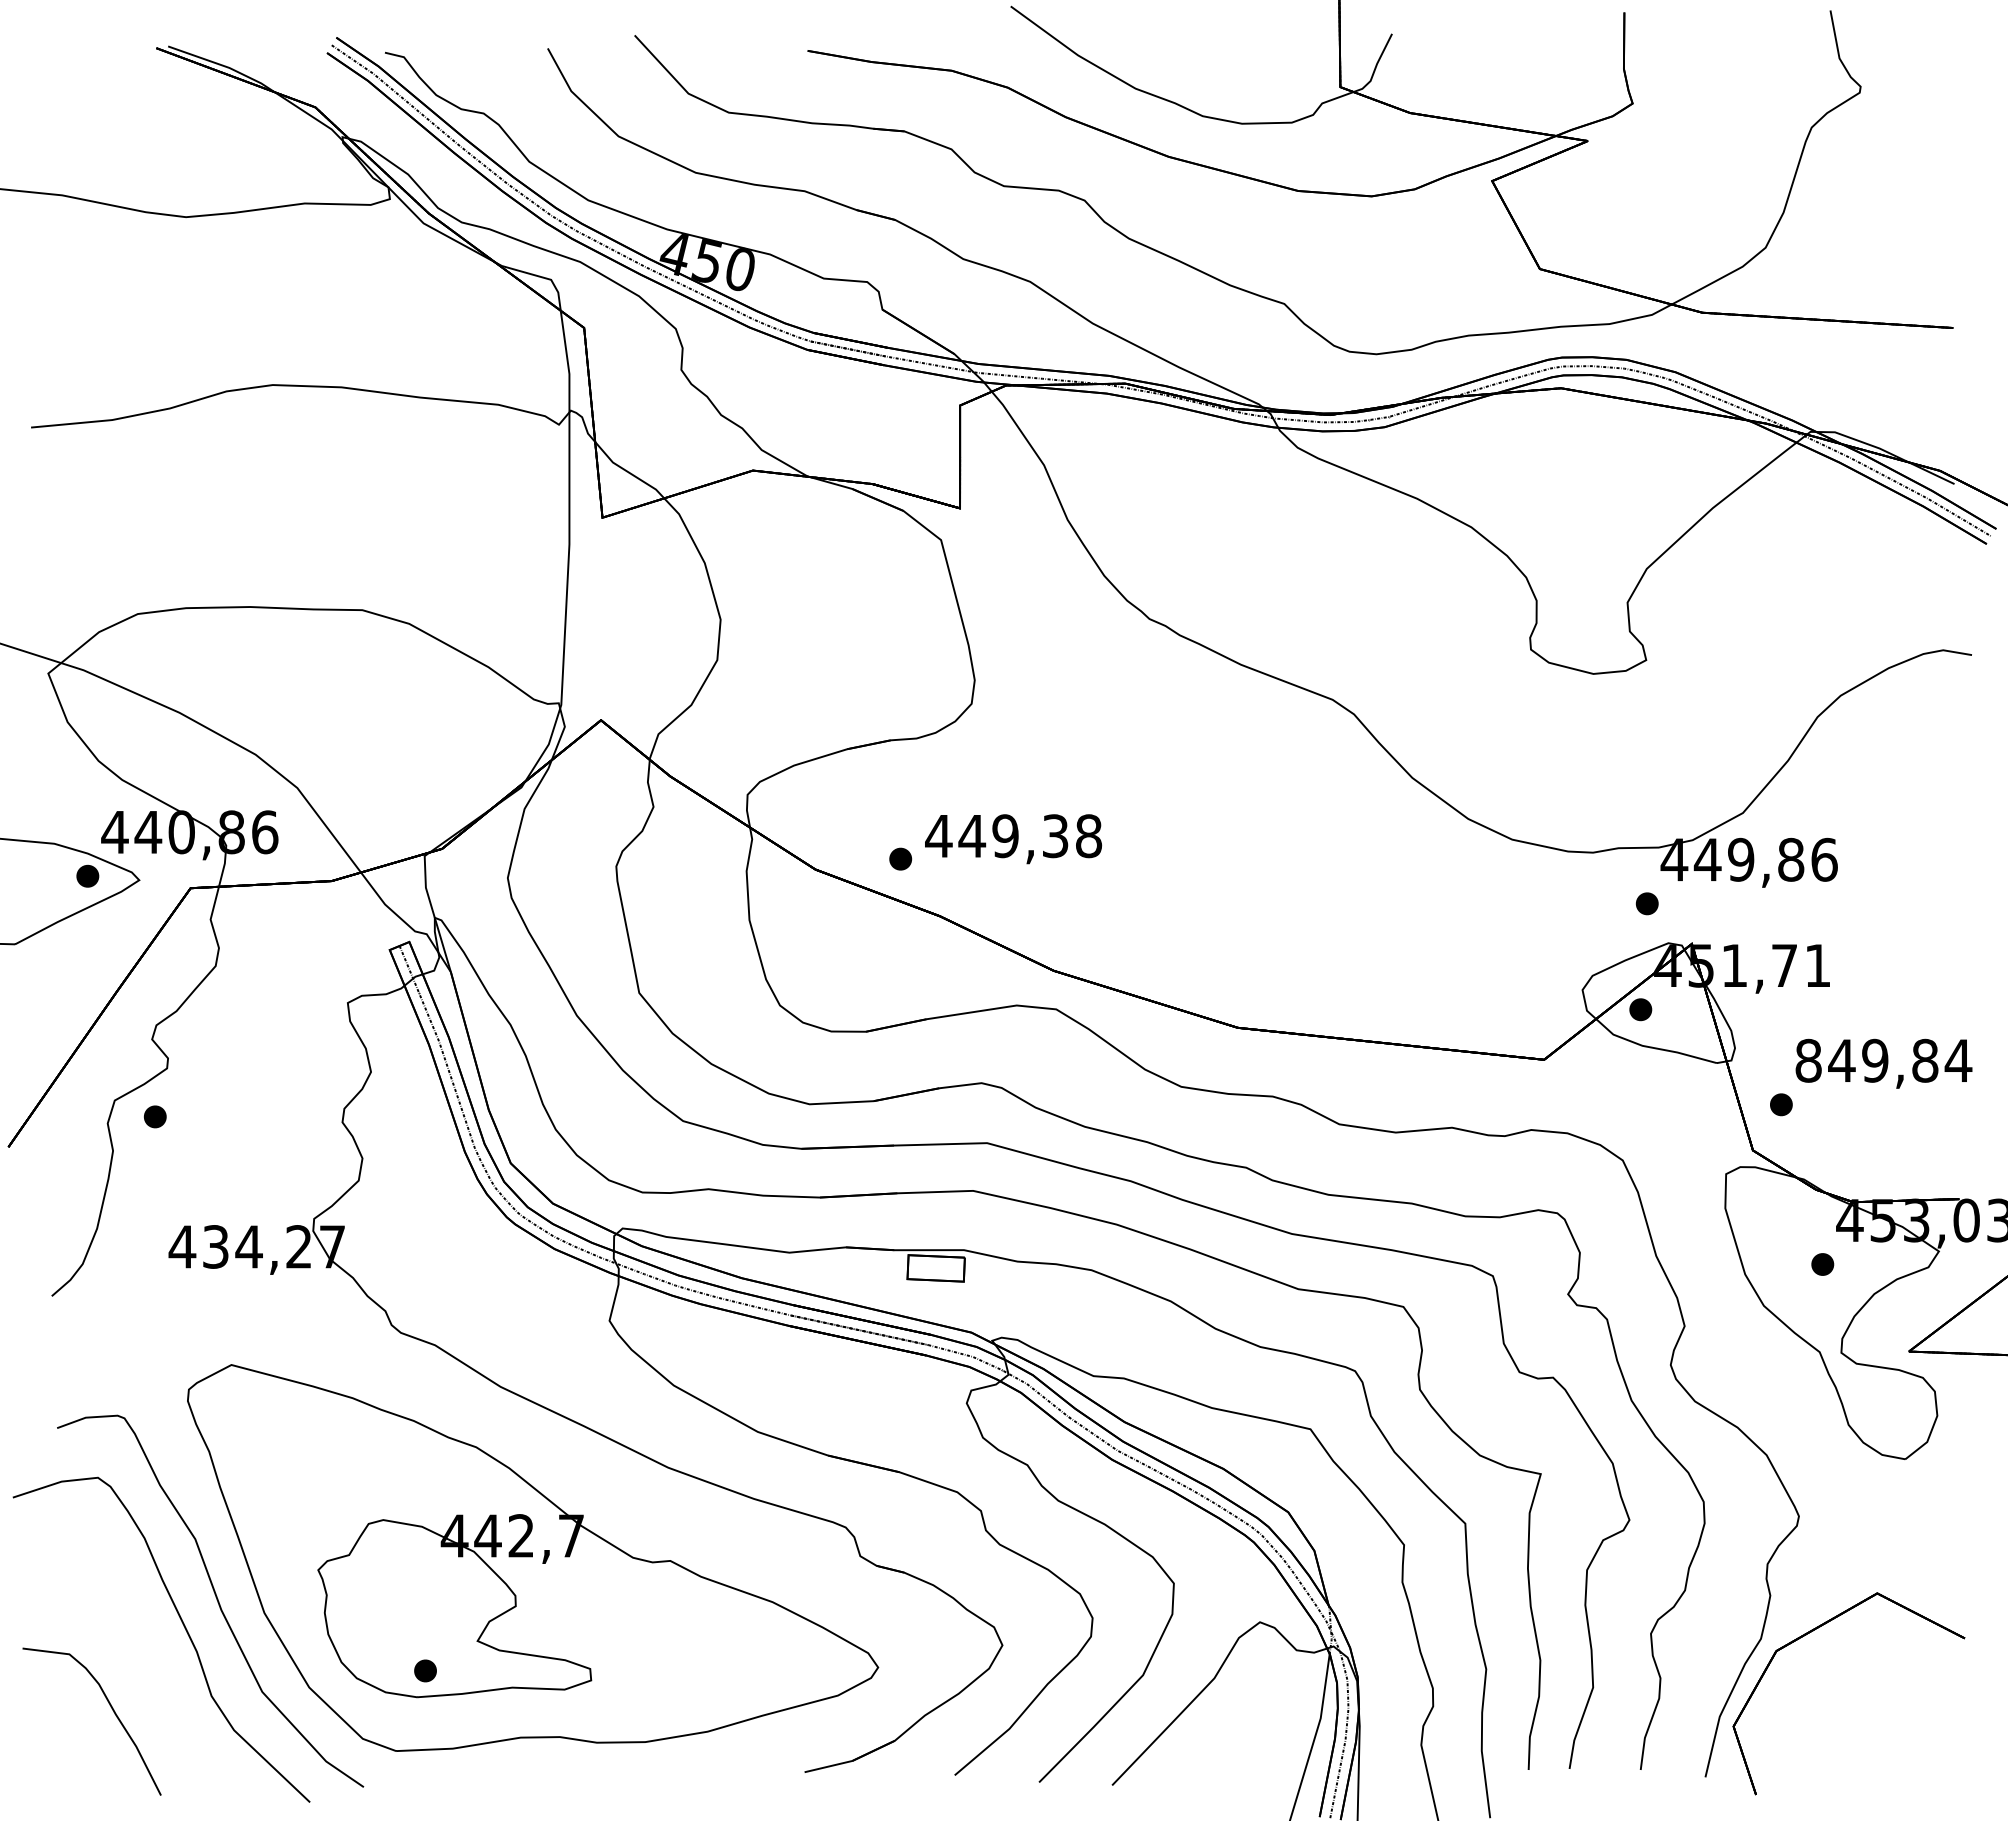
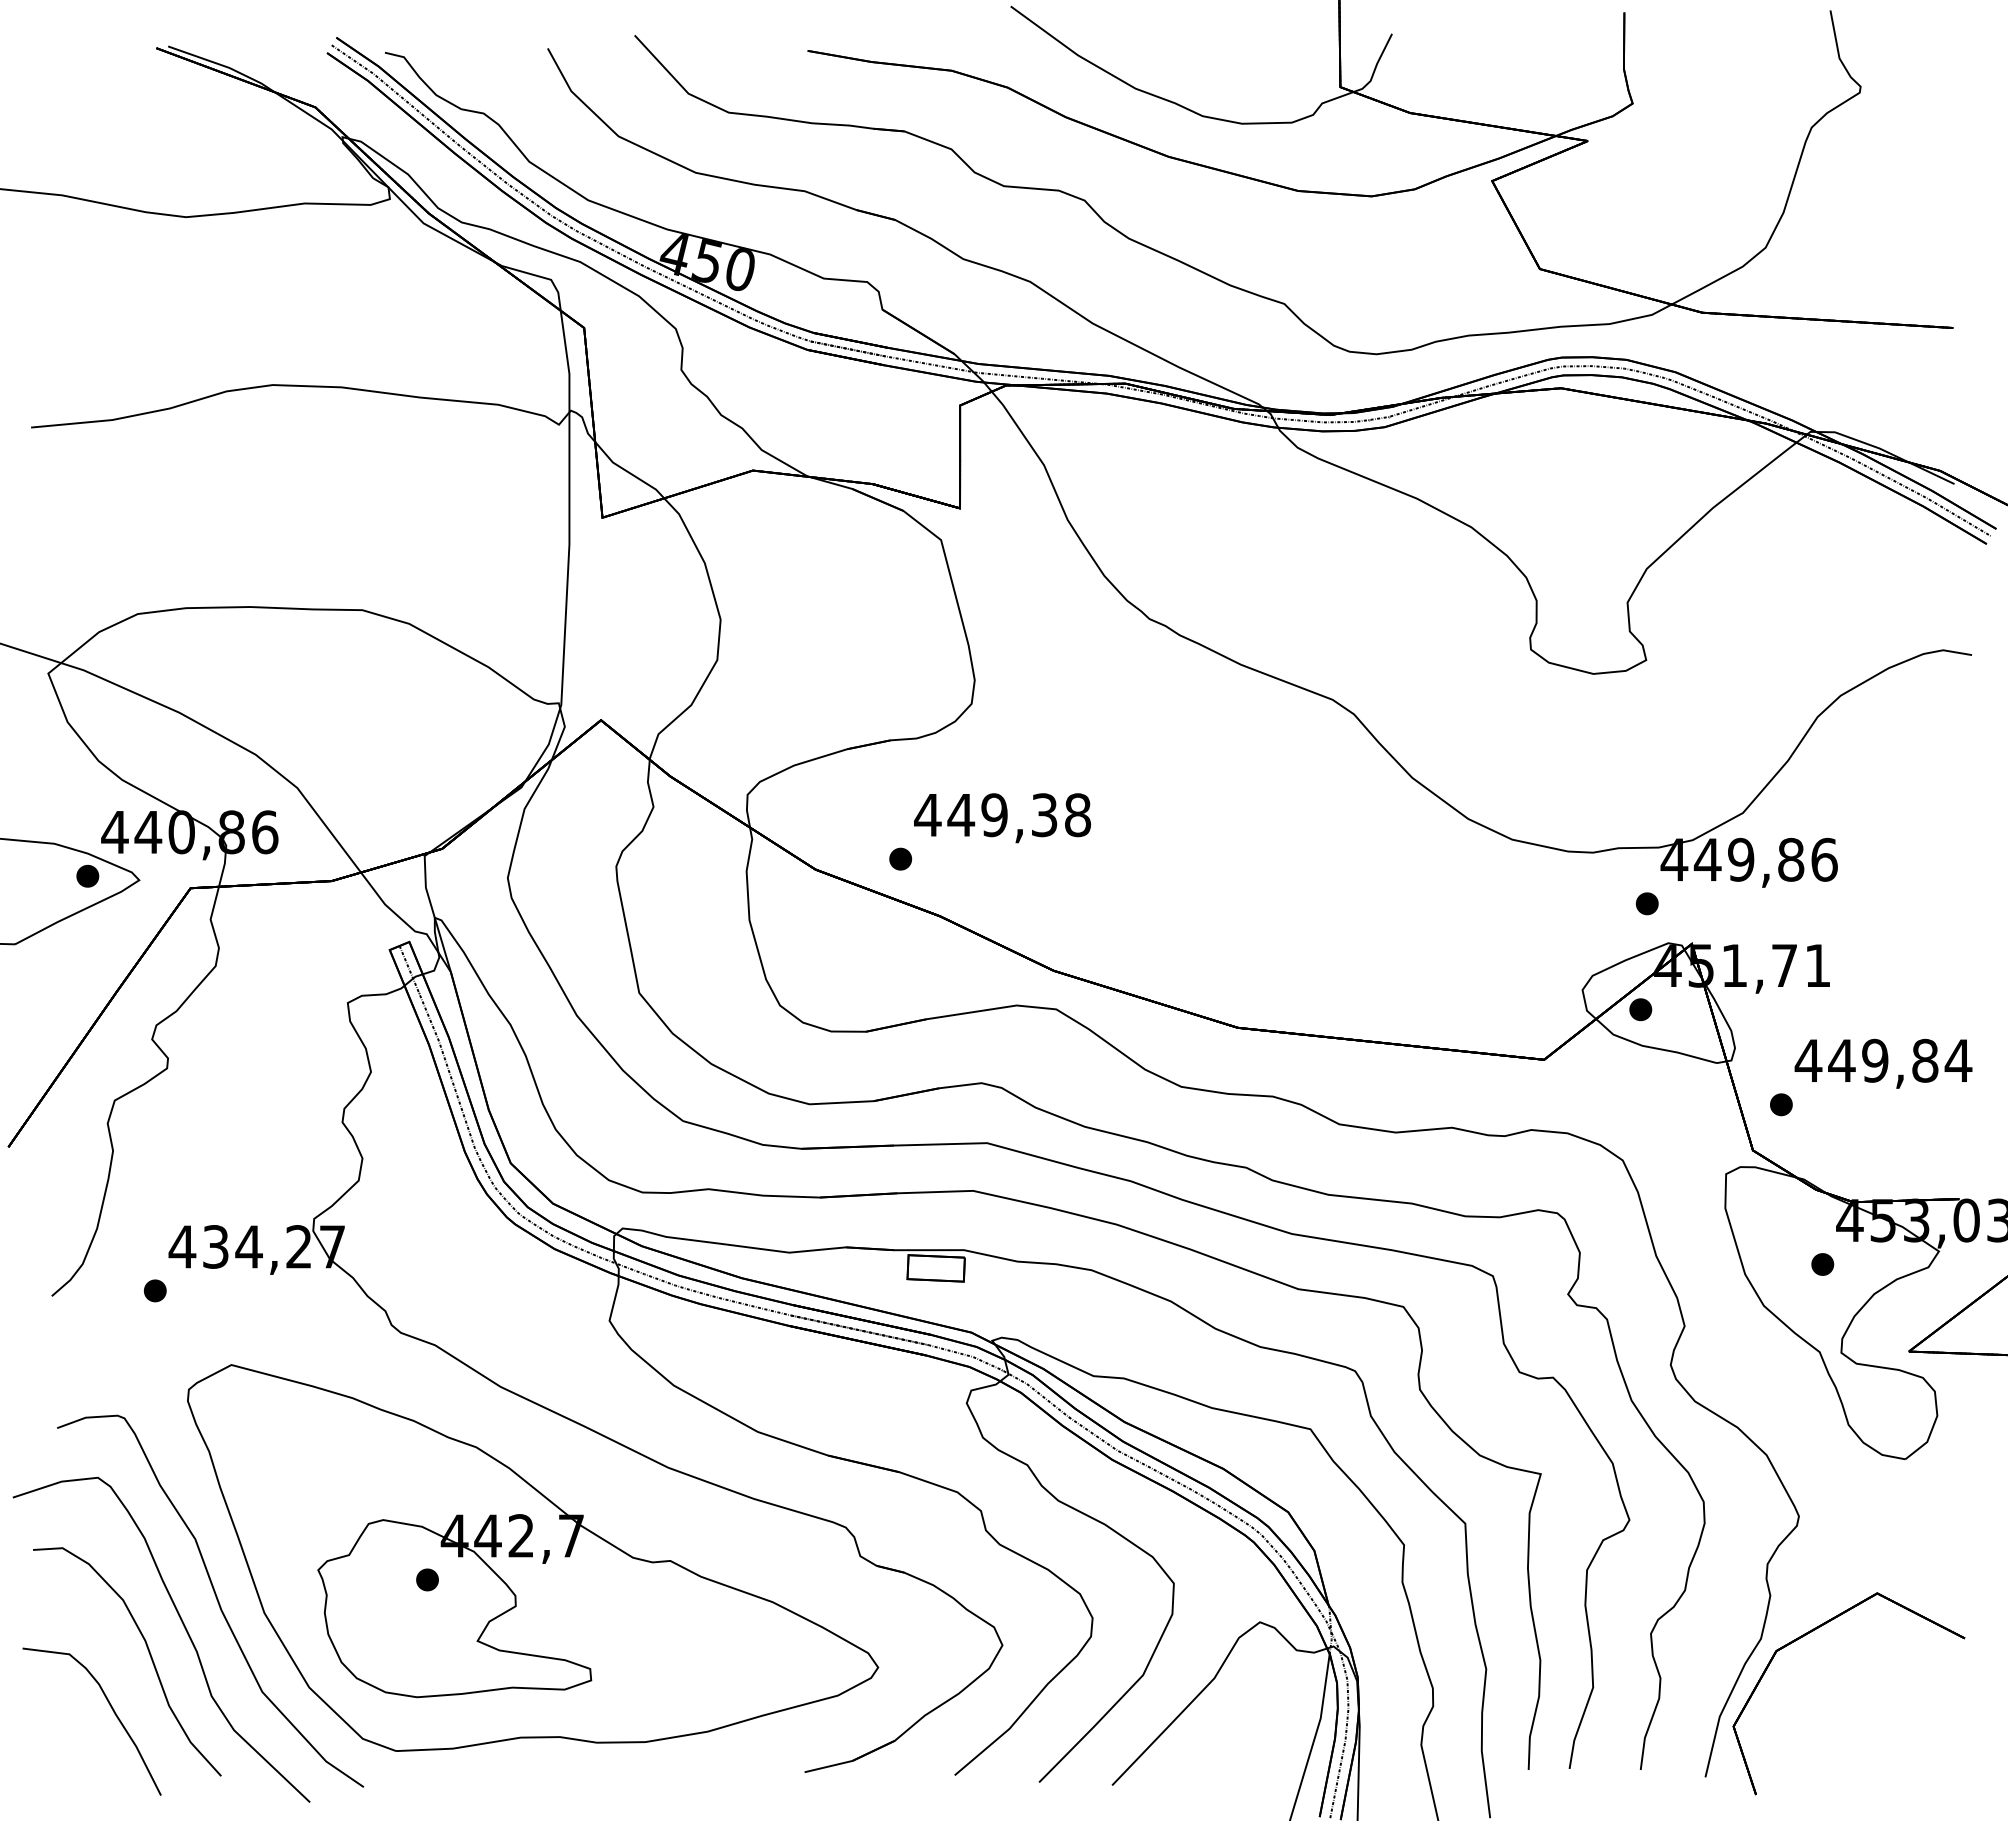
text position: (1013, 839) -> (1002, 818) (1002, 818)
text: 849,84 -> 449,84 (1808, 1060)
part position: (155, 1116) -> (155, 1290) (155, 1290)
part: none -> present (149, 1655)
part position: (425, 1670) -> (427, 1579) (427, 1579)
